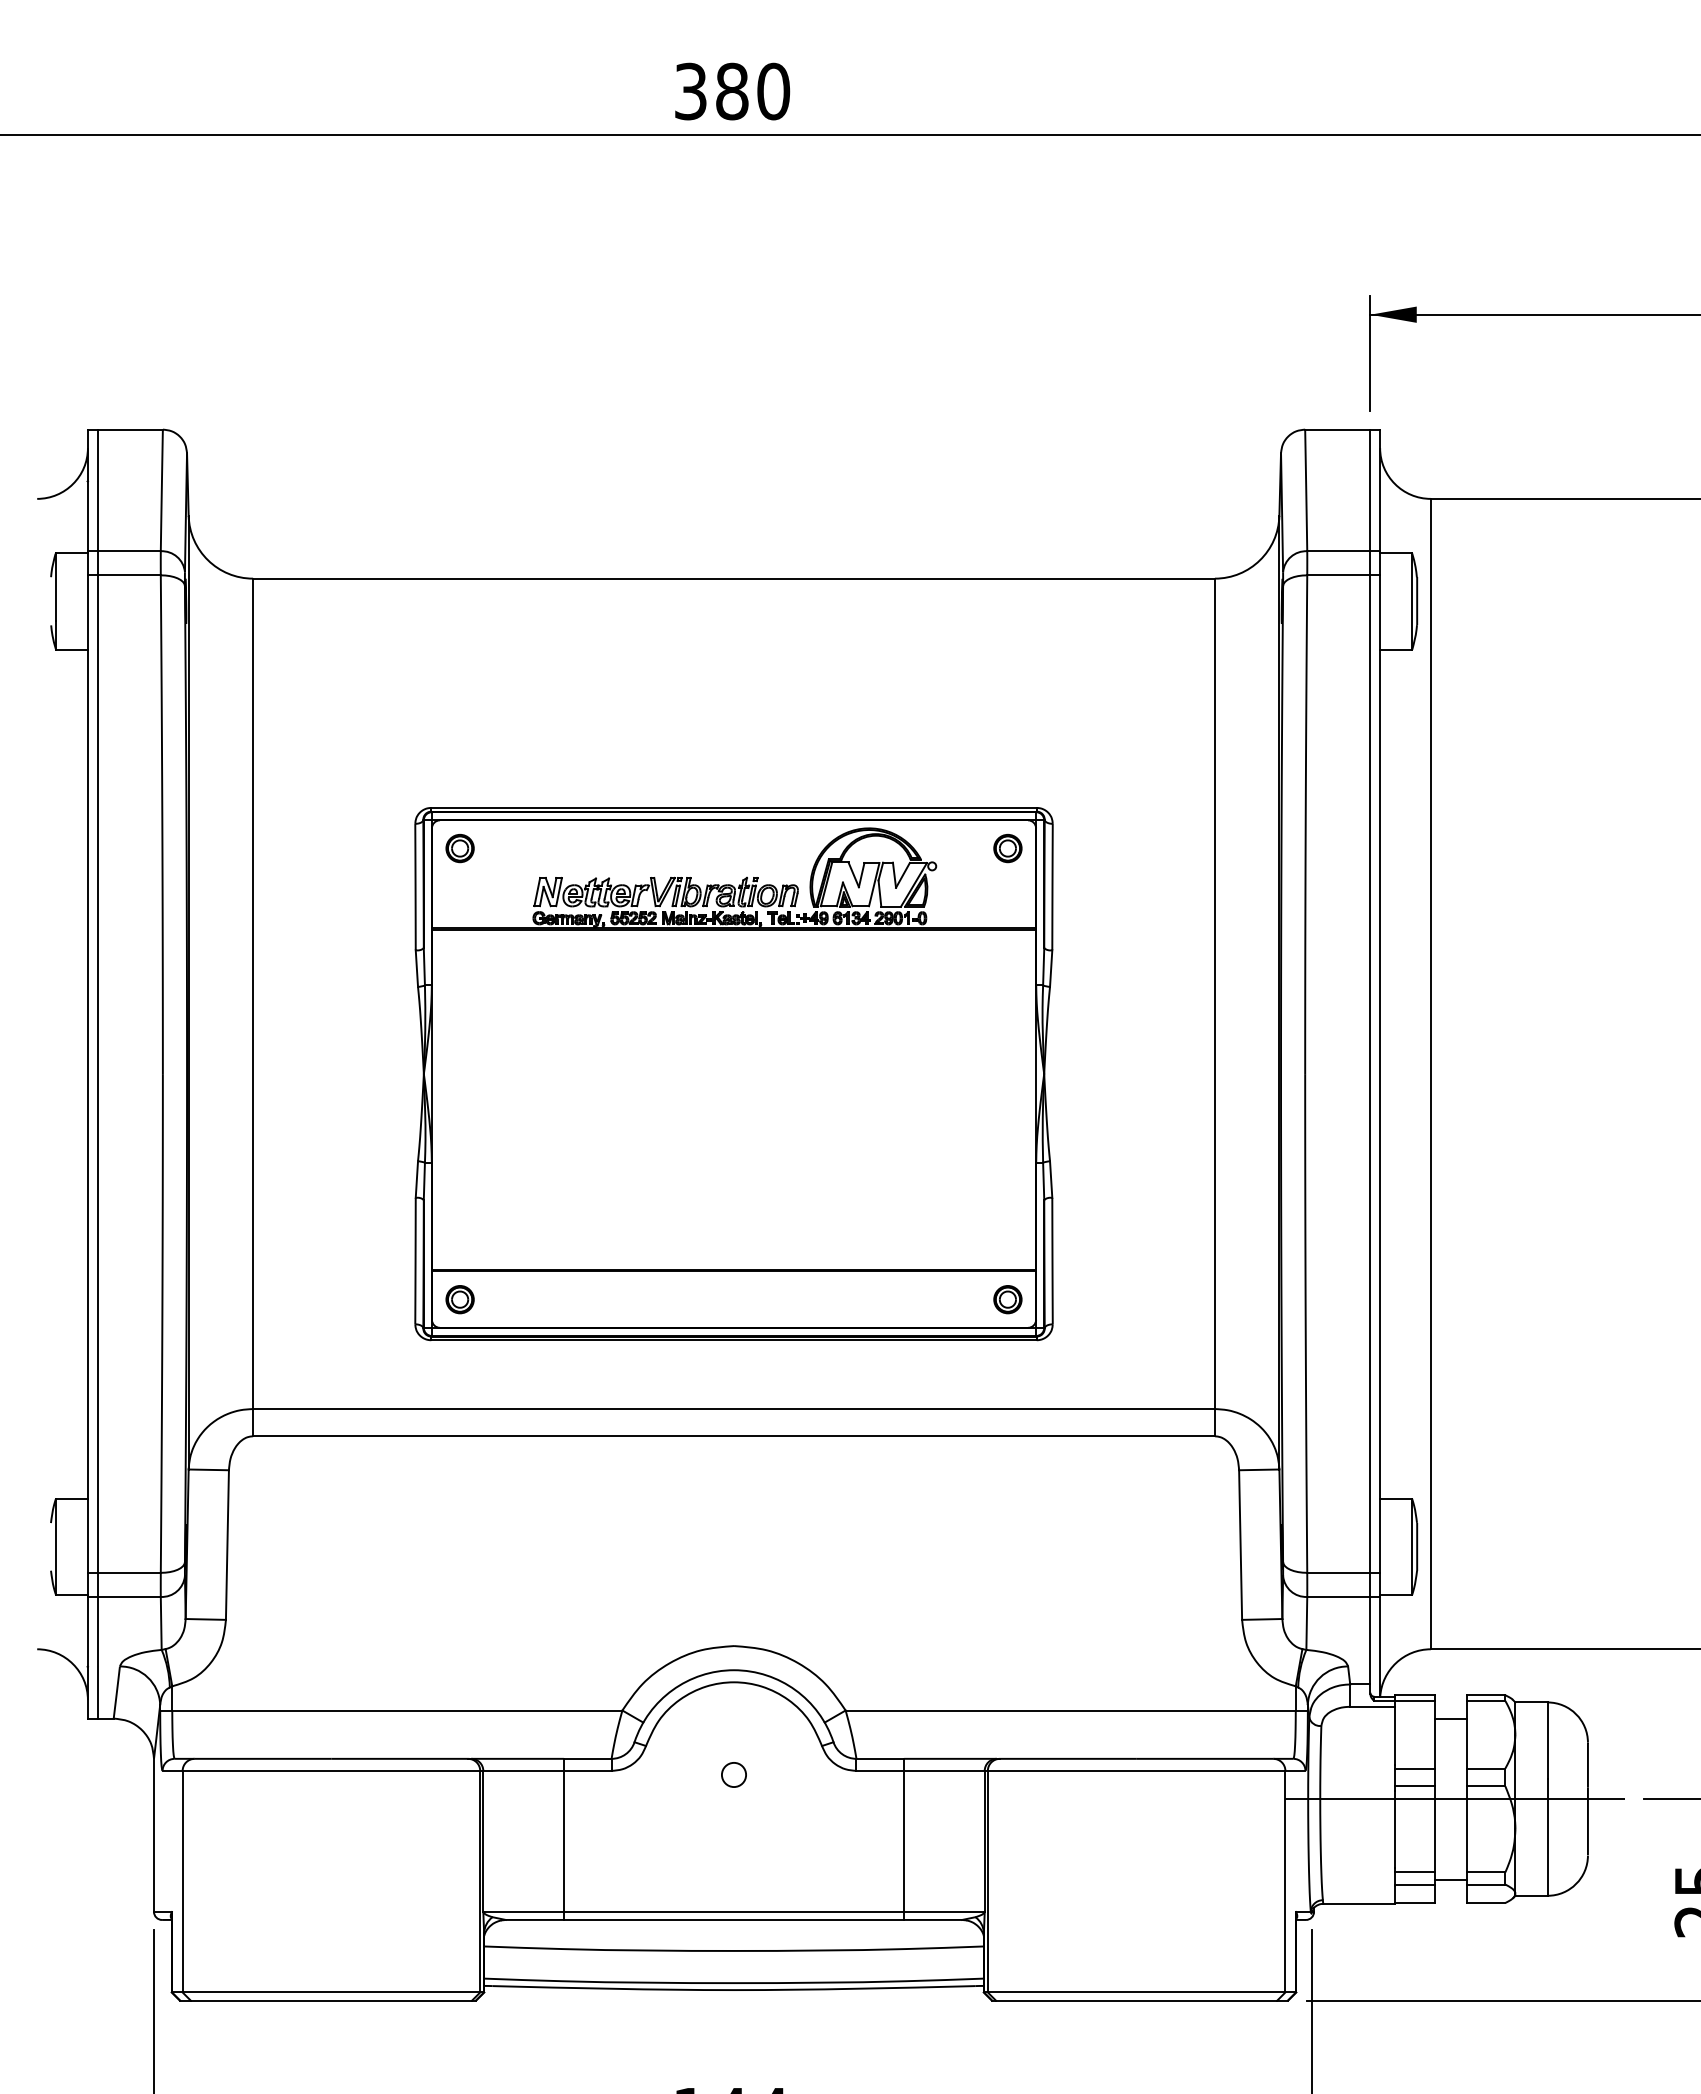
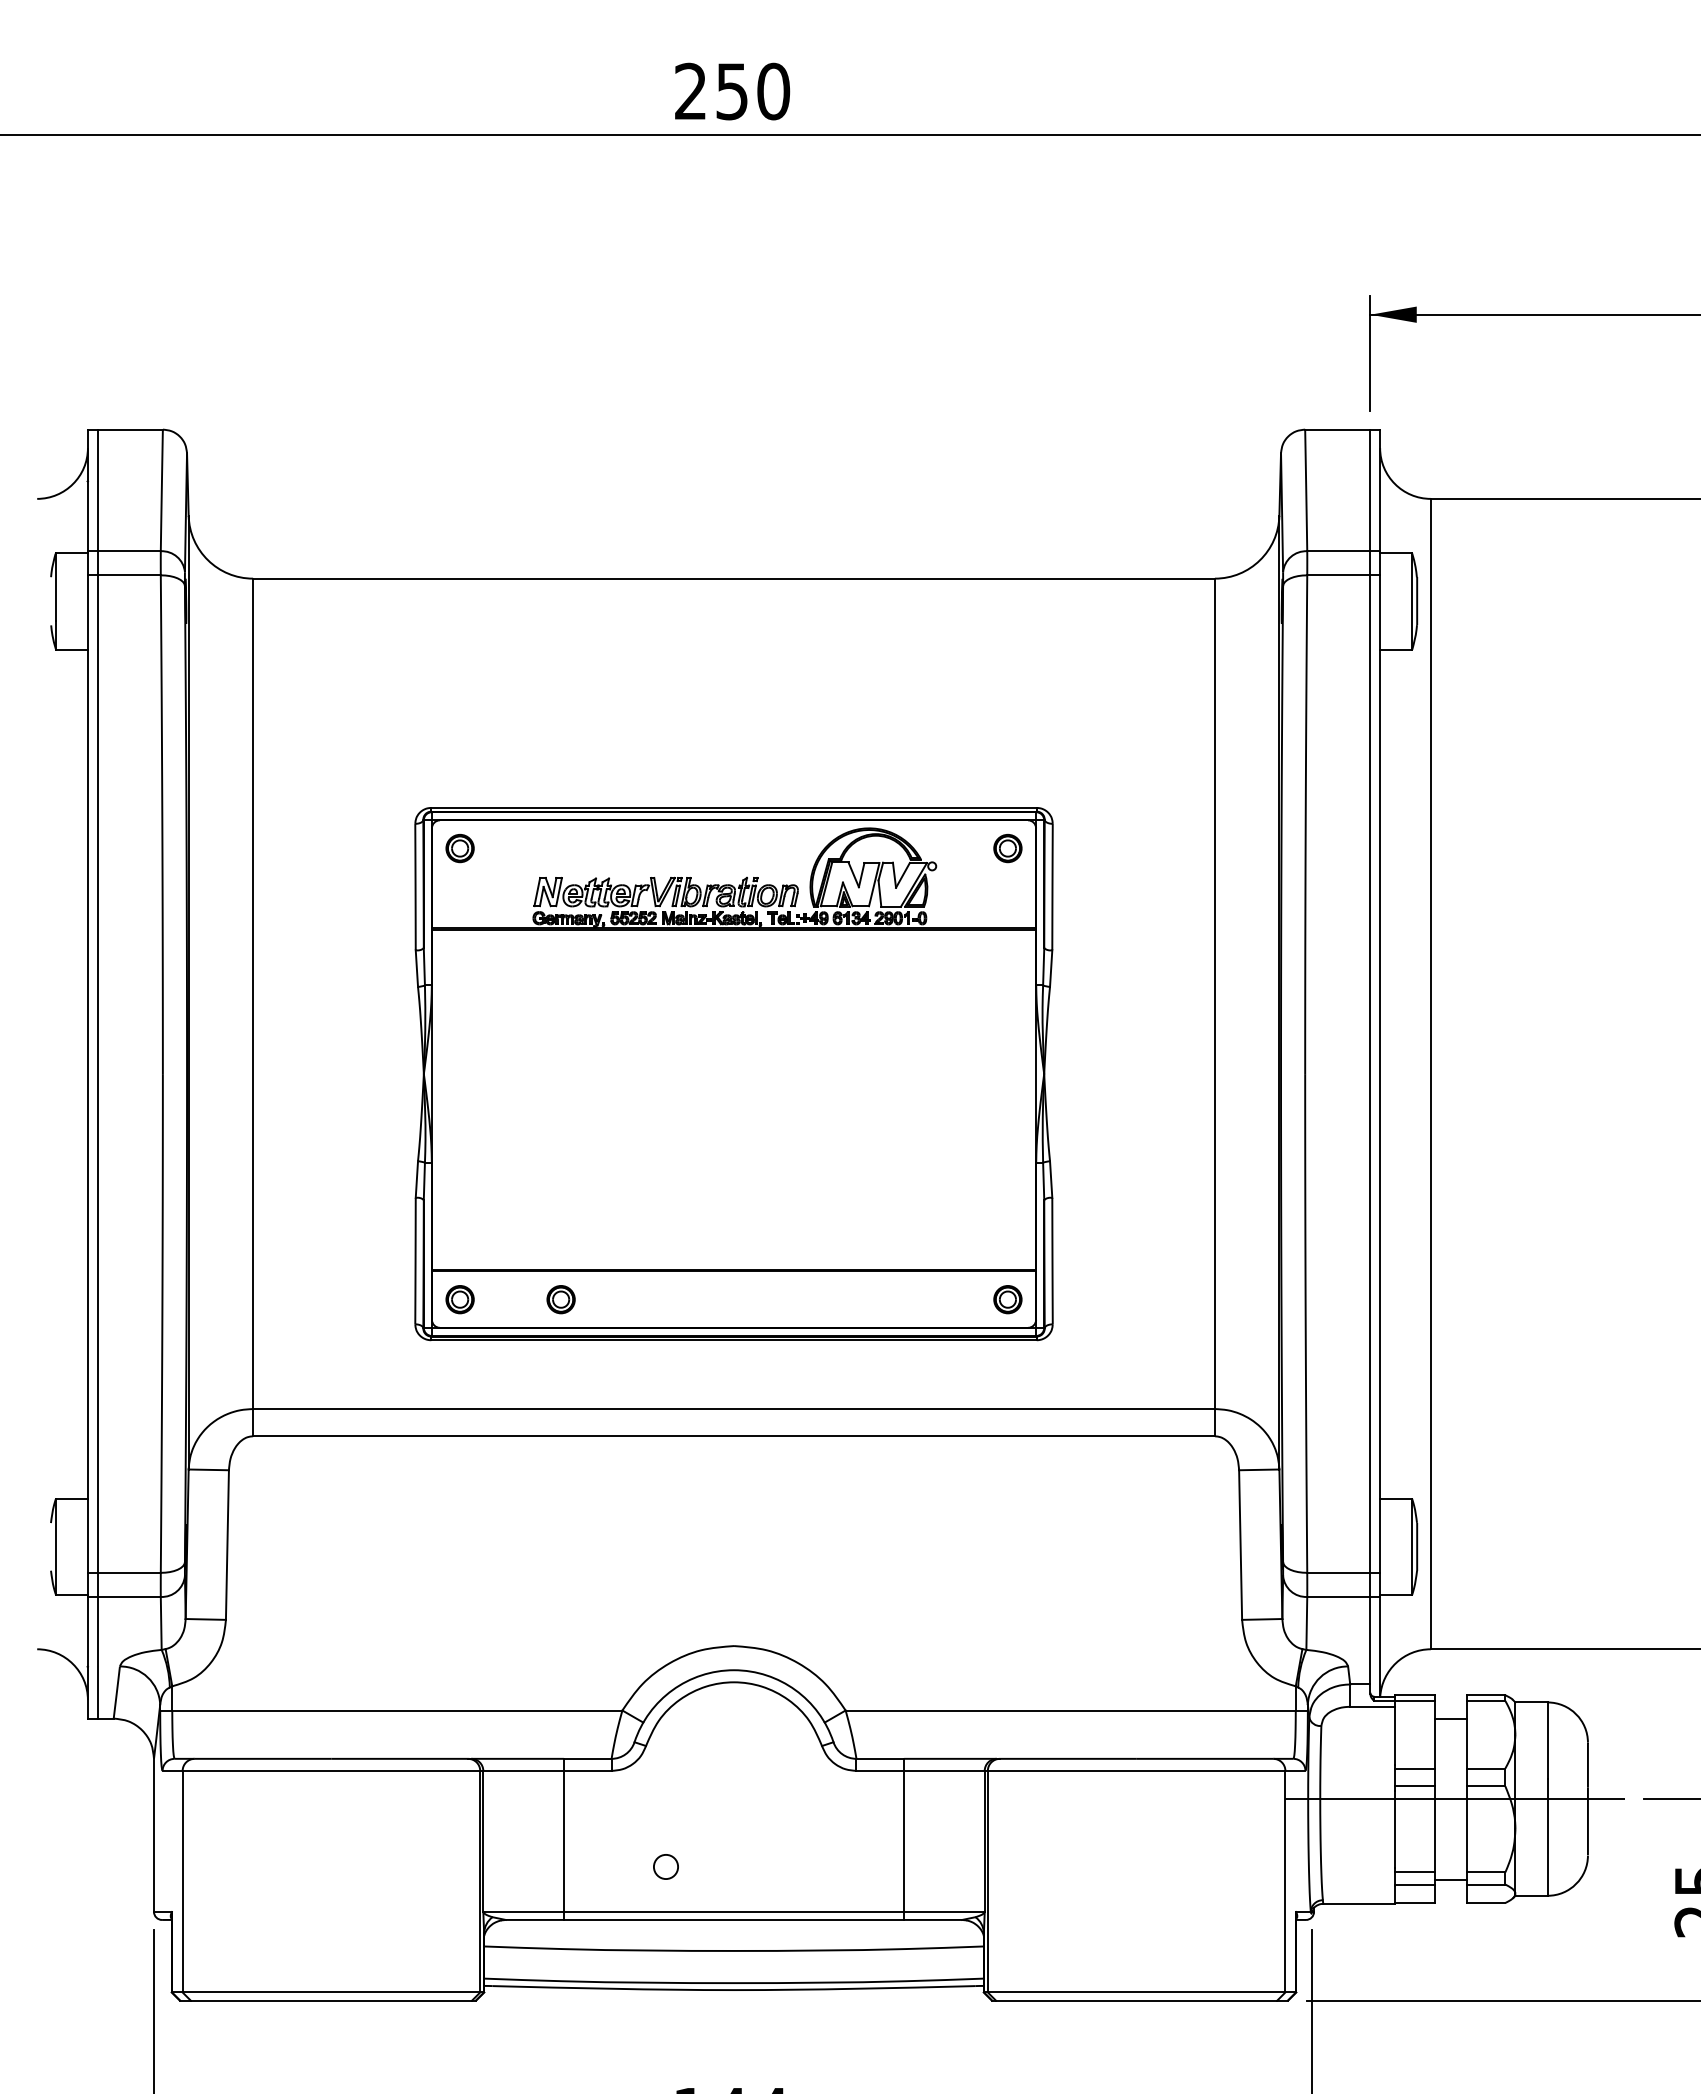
text: 380 -> 250 (711, 91)
part: none -> present (560, 1299)
circle position: (733, 1774) -> (665, 1866) (665, 1866)
